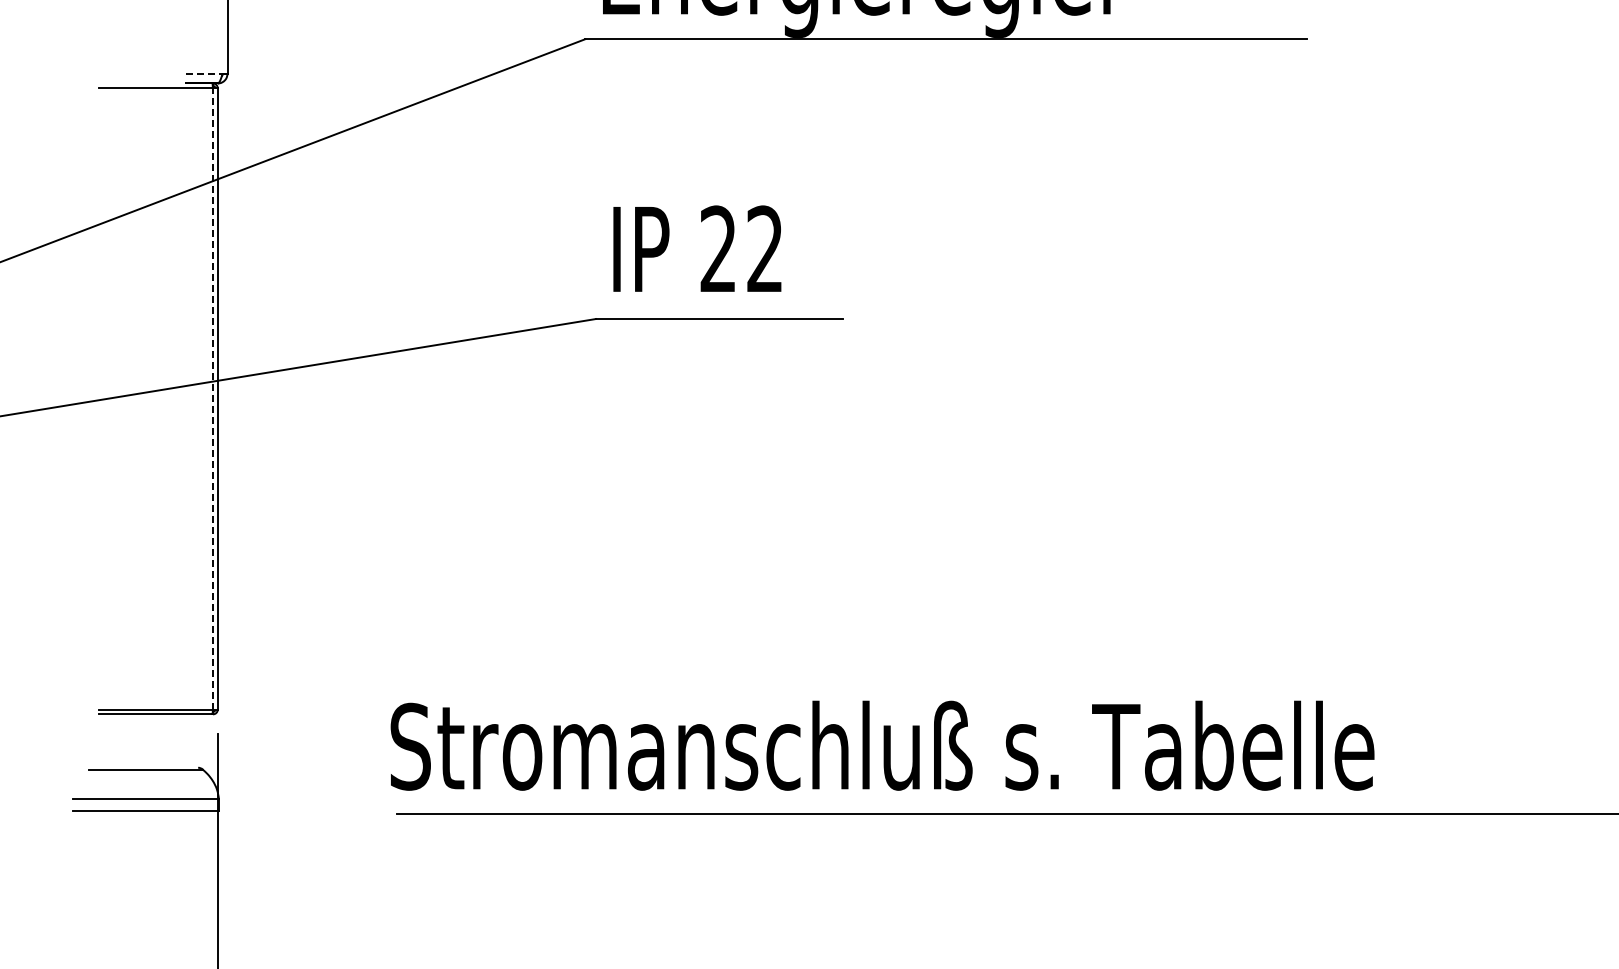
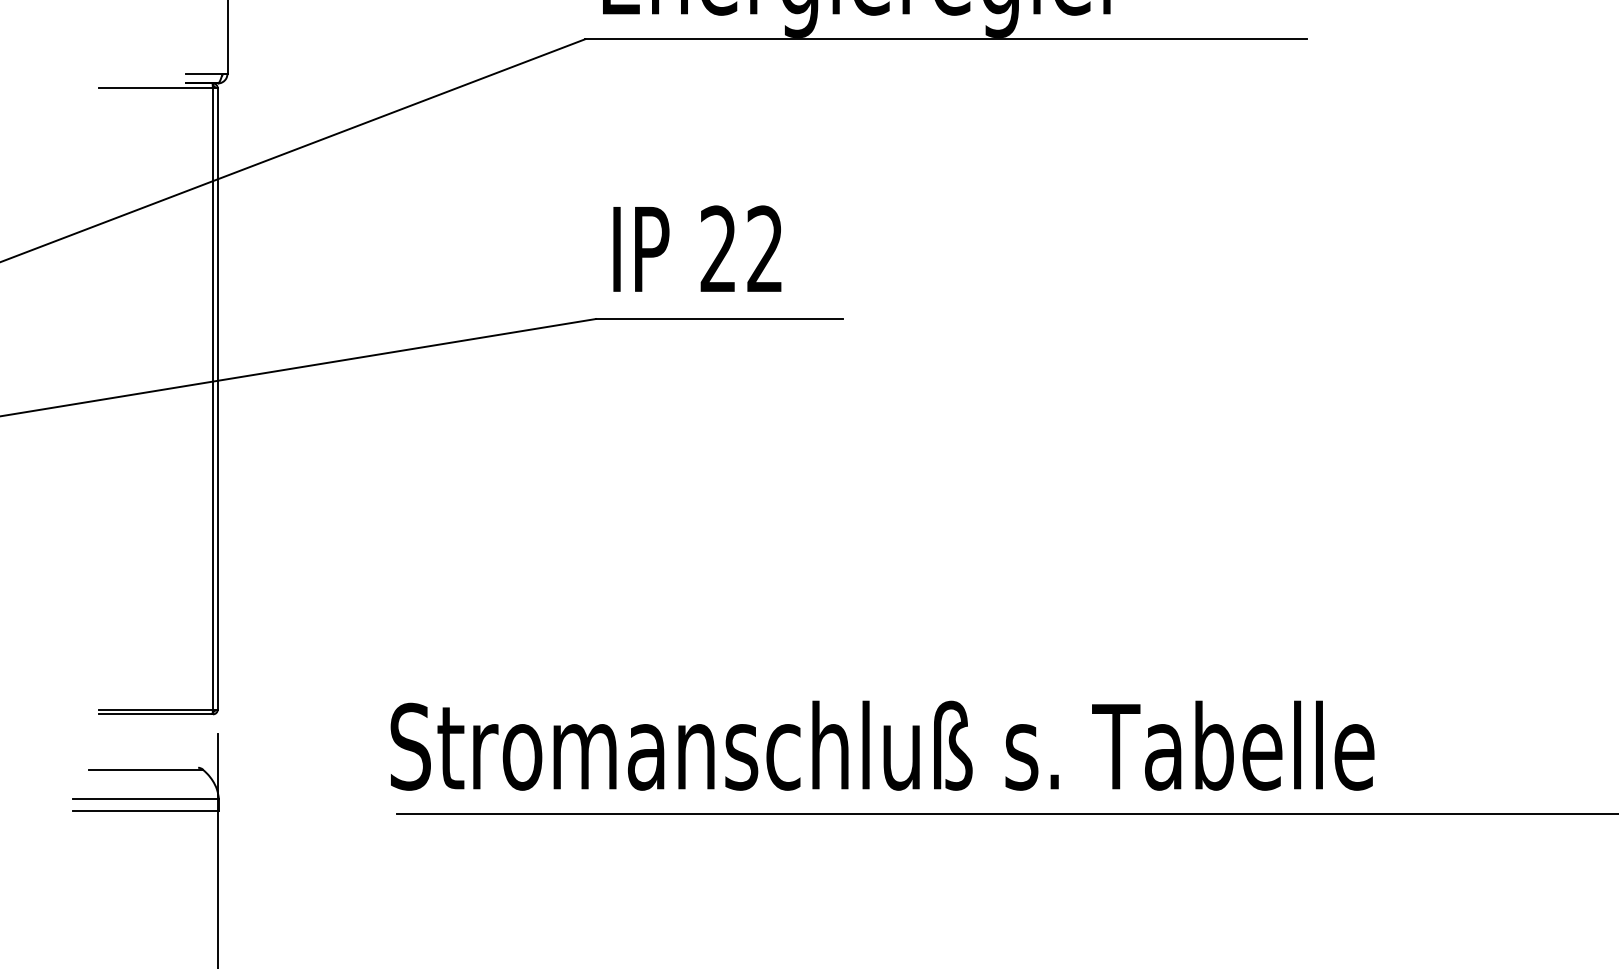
line: dashed -> solid (204, 73)
line: dashed -> solid (212, 398)
